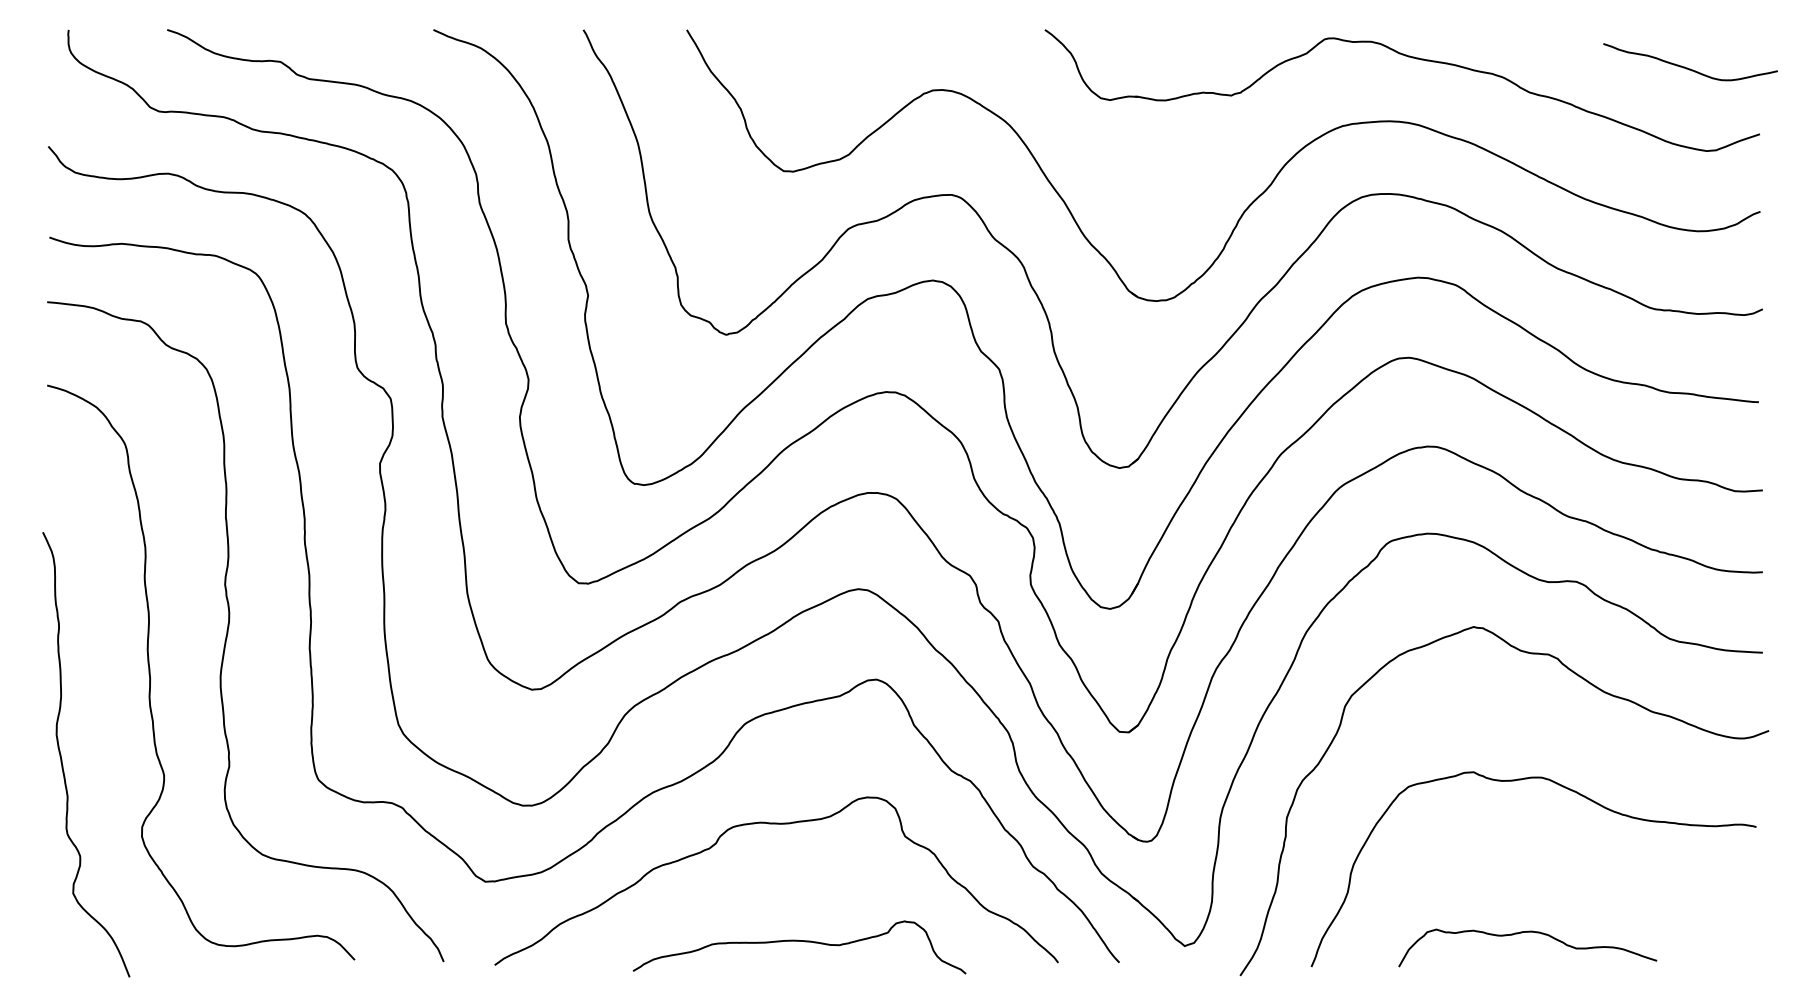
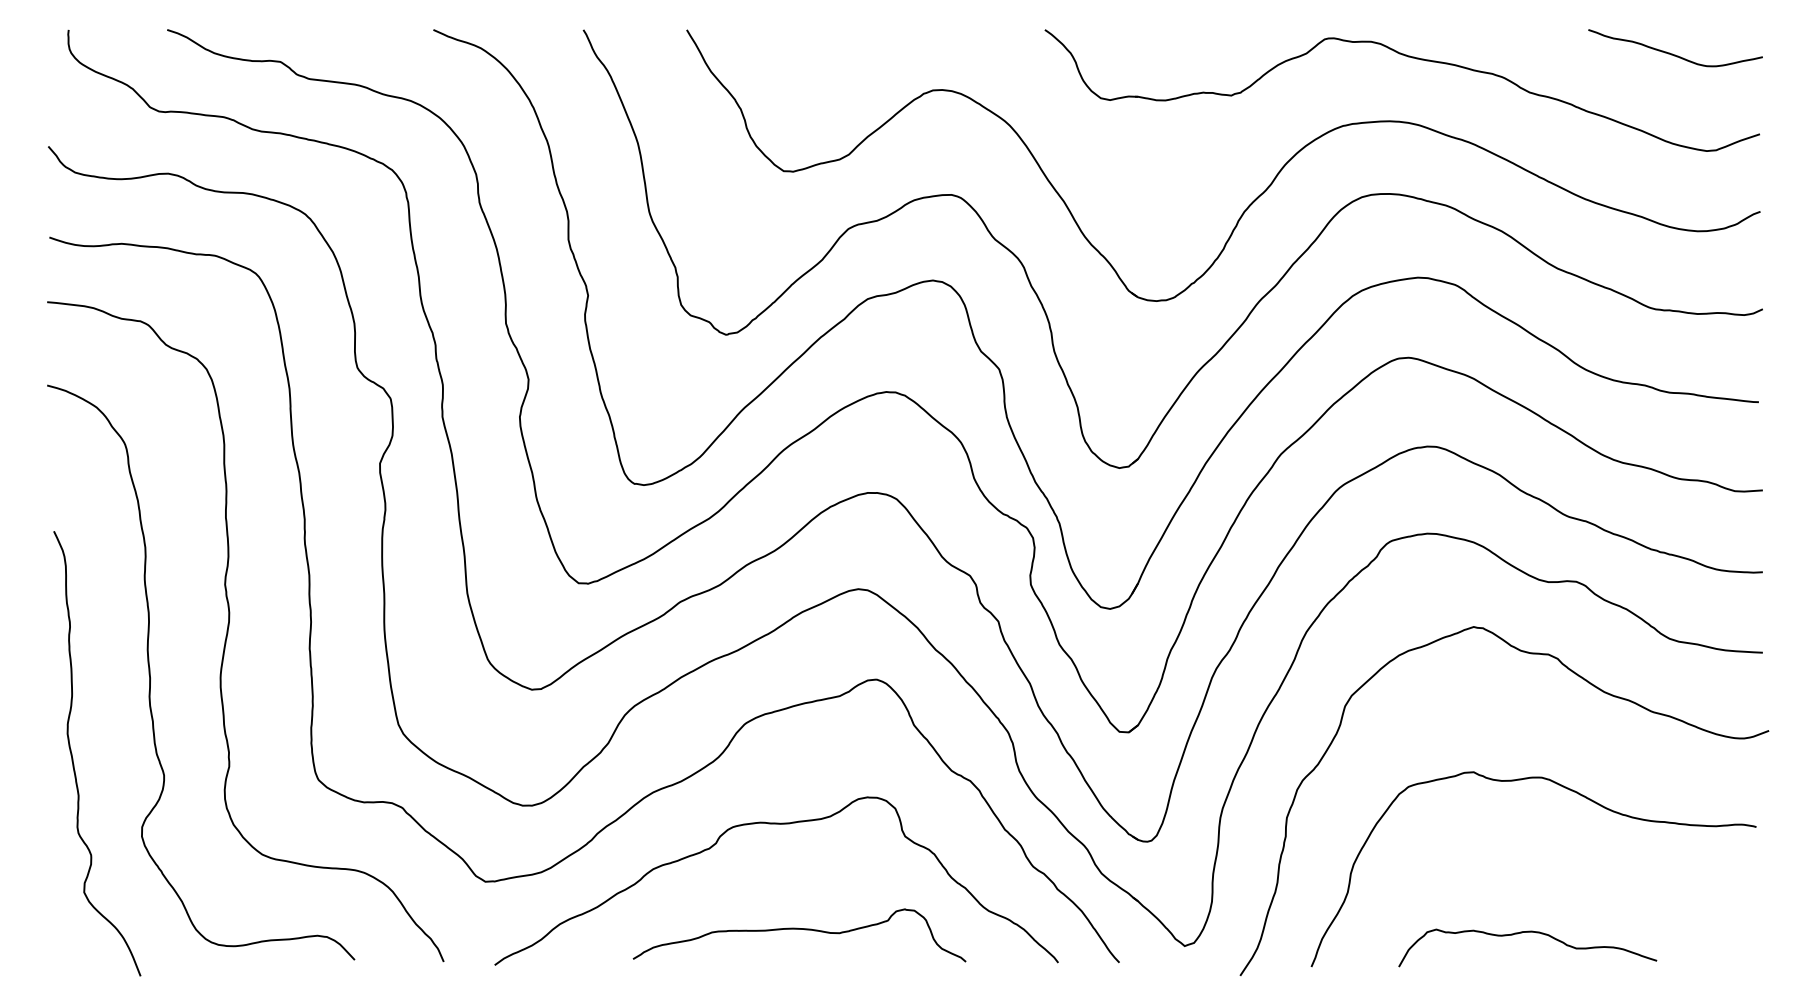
curve position: (1687, 67) -> (1672, 53) (1672, 53)
curve position: (62, 759) -> (73, 758) (73, 758)
curve position: (799, 941) -> (799, 929) (799, 929)
